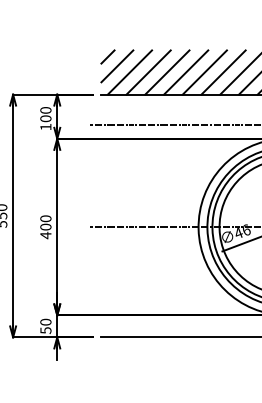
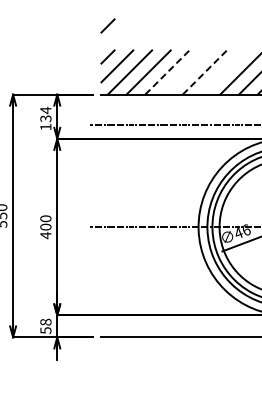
line: none -> present (107, 25)
line: solid -> dashed (167, 72)
line: present -> none (186, 72)
line: solid -> dashed (205, 72)
line: present -> none (223, 72)
text: 100 -> 134 (45, 114)
text: 50 -> 58 (45, 321)
